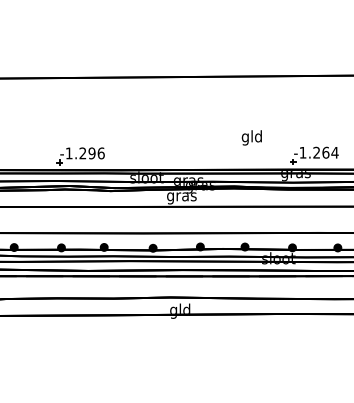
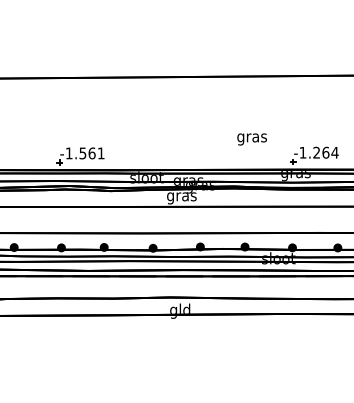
text: gld -> gras (251, 137)
text: -1.296 -> -1.561 (91, 153)
